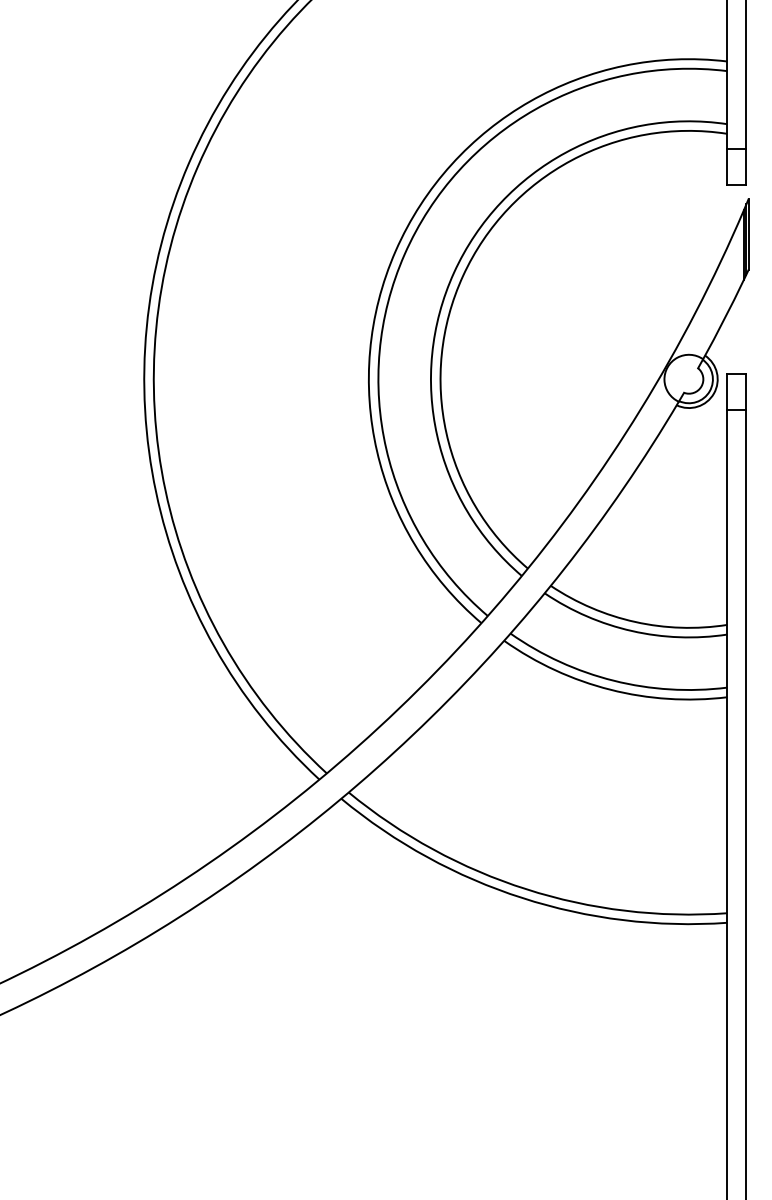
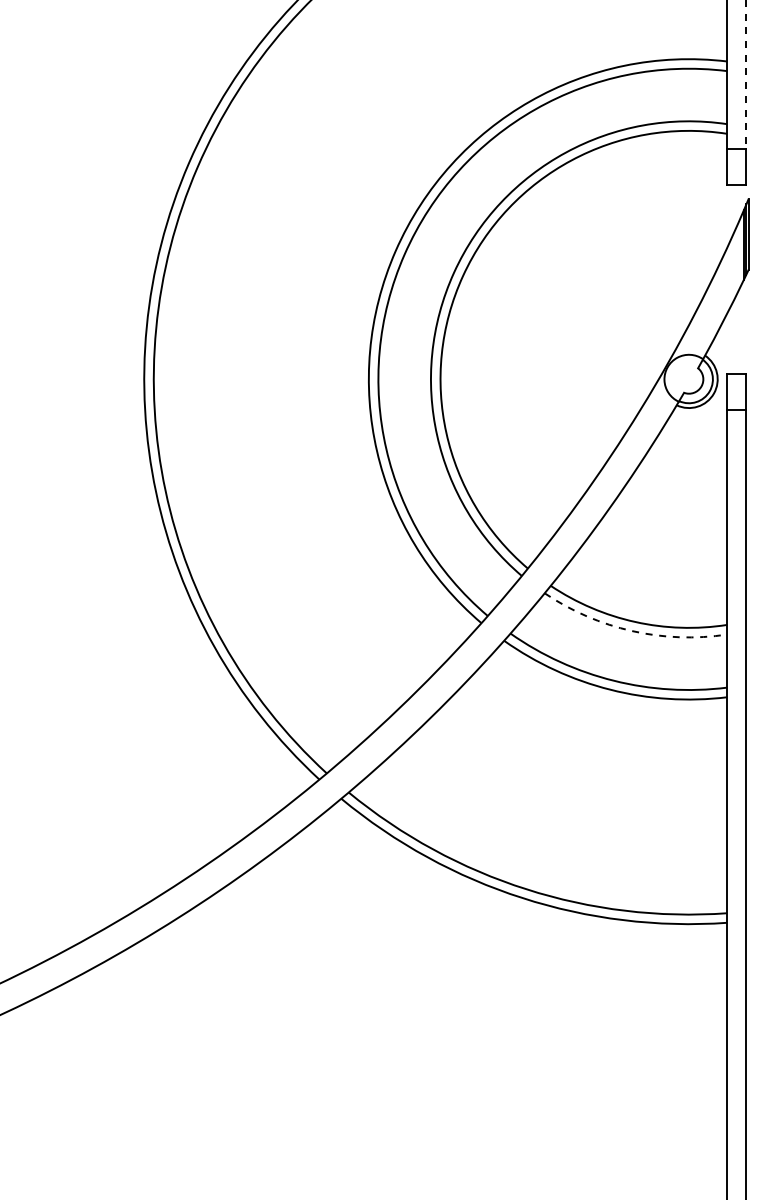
line: solid -> dashed (746, 75)
arc: solid -> dashed (632, 631)
